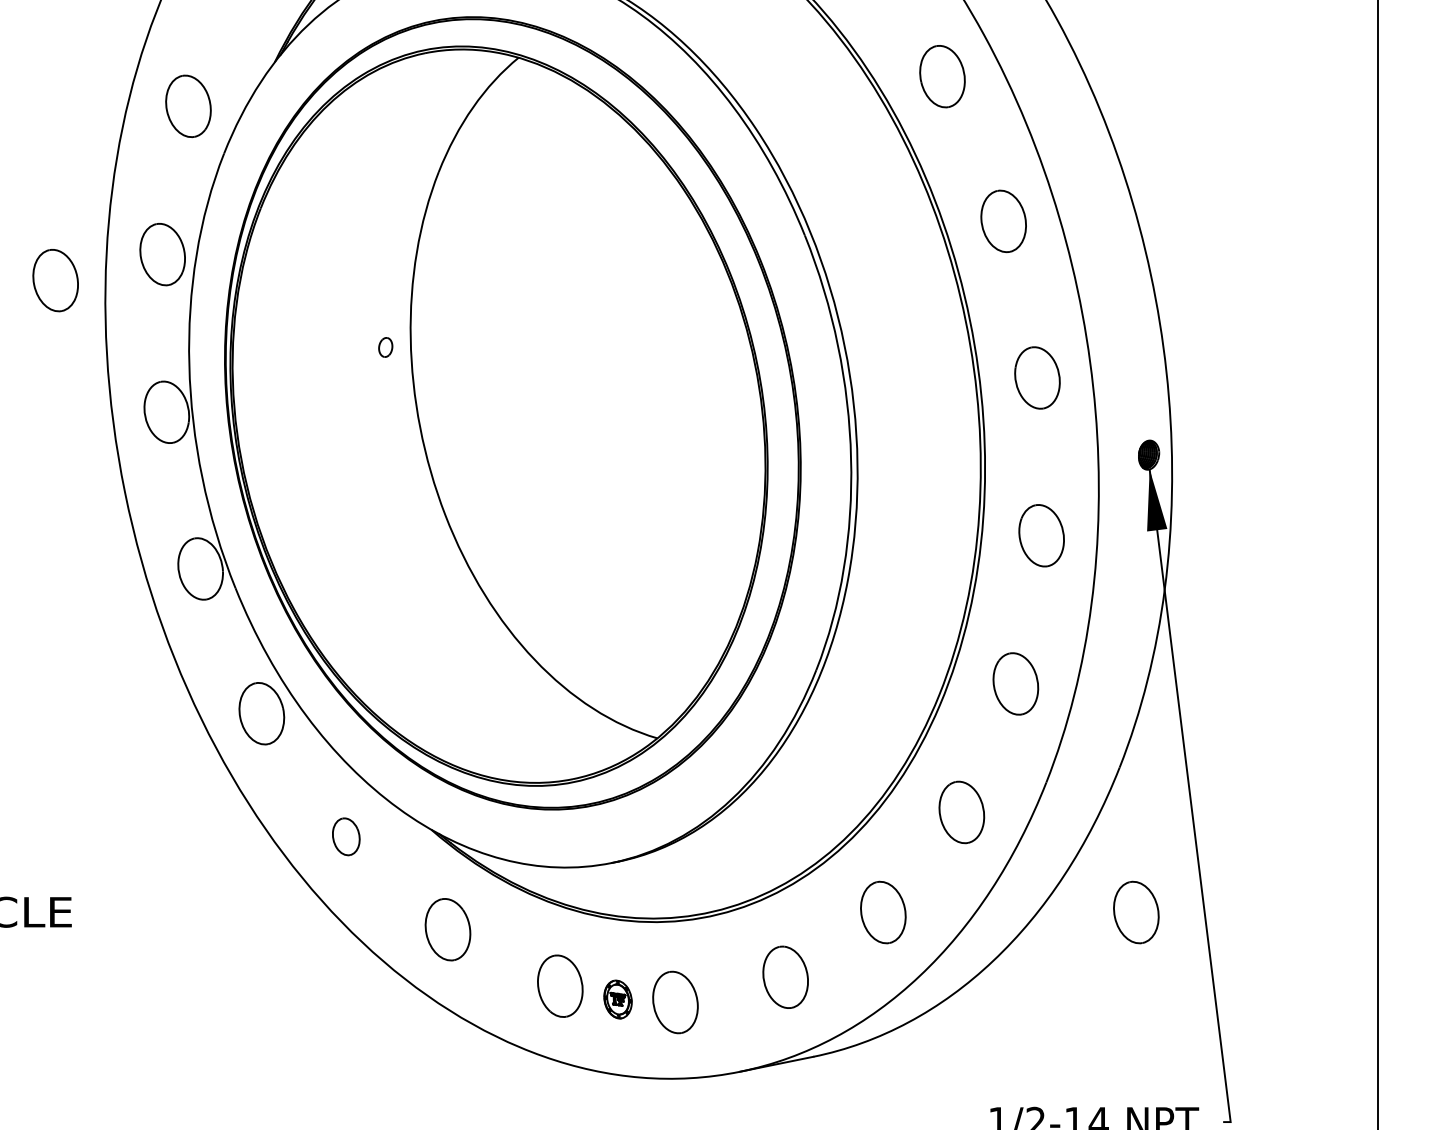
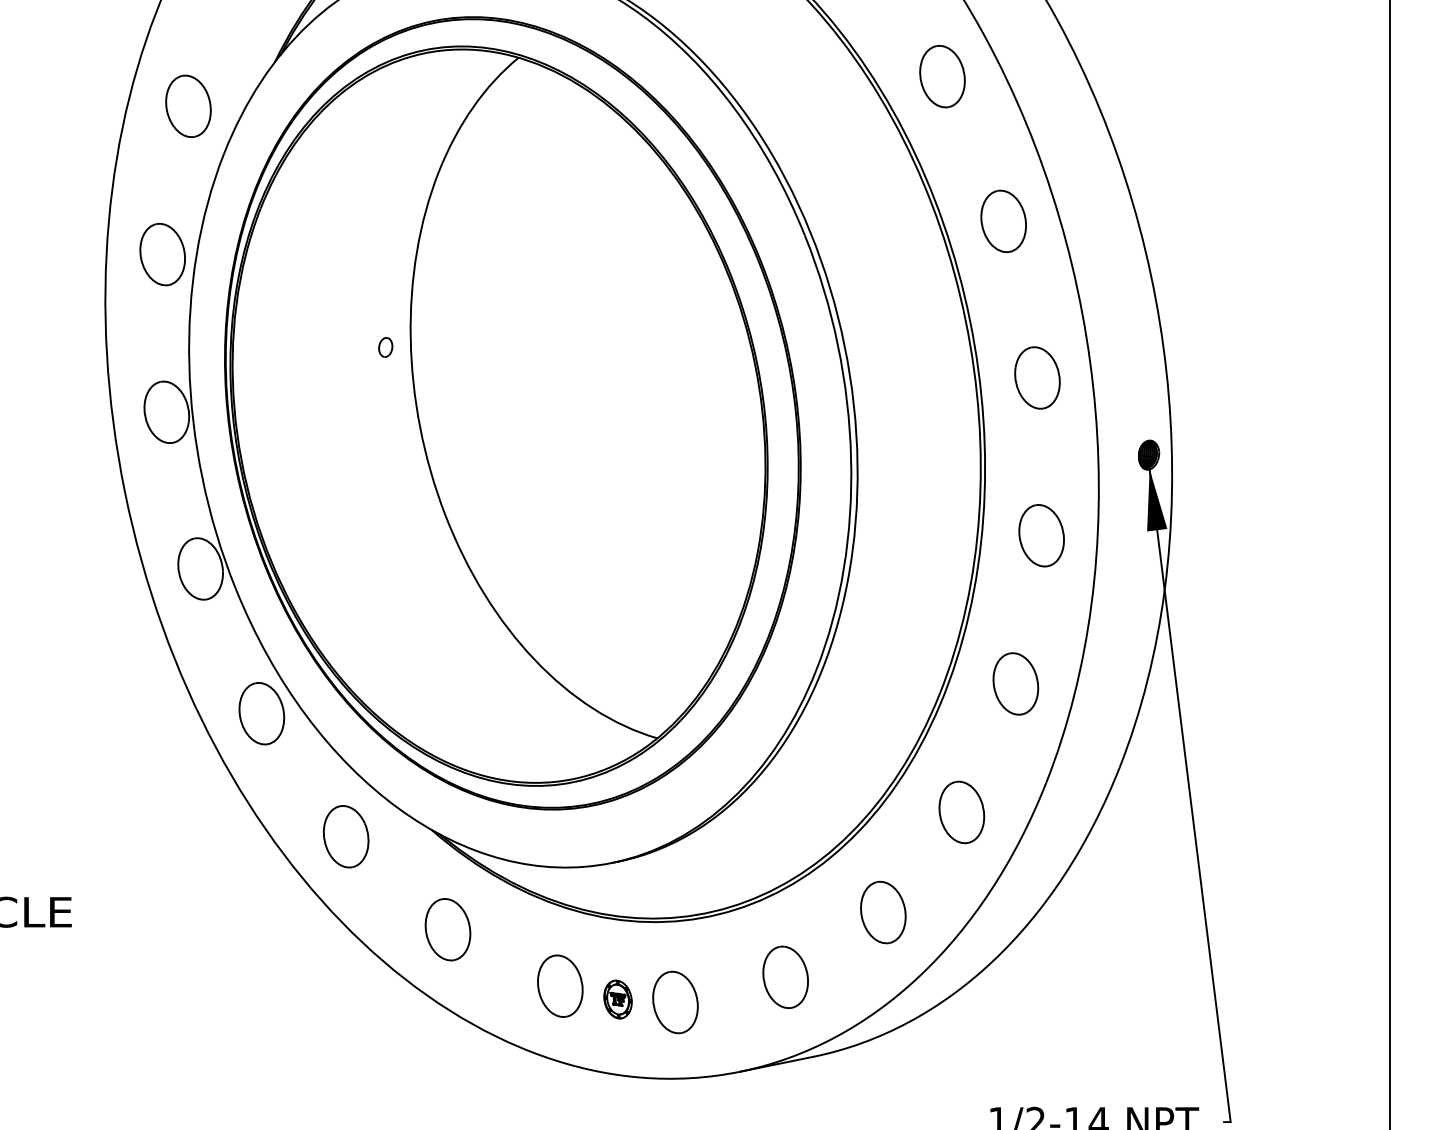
part: present -> none (55, 280)
line position: (1378, 564) -> (1390, 564) (1390, 564)
part size: 29x40 px -> 47x64 px (346, 836)
part: present -> none (1136, 912)
